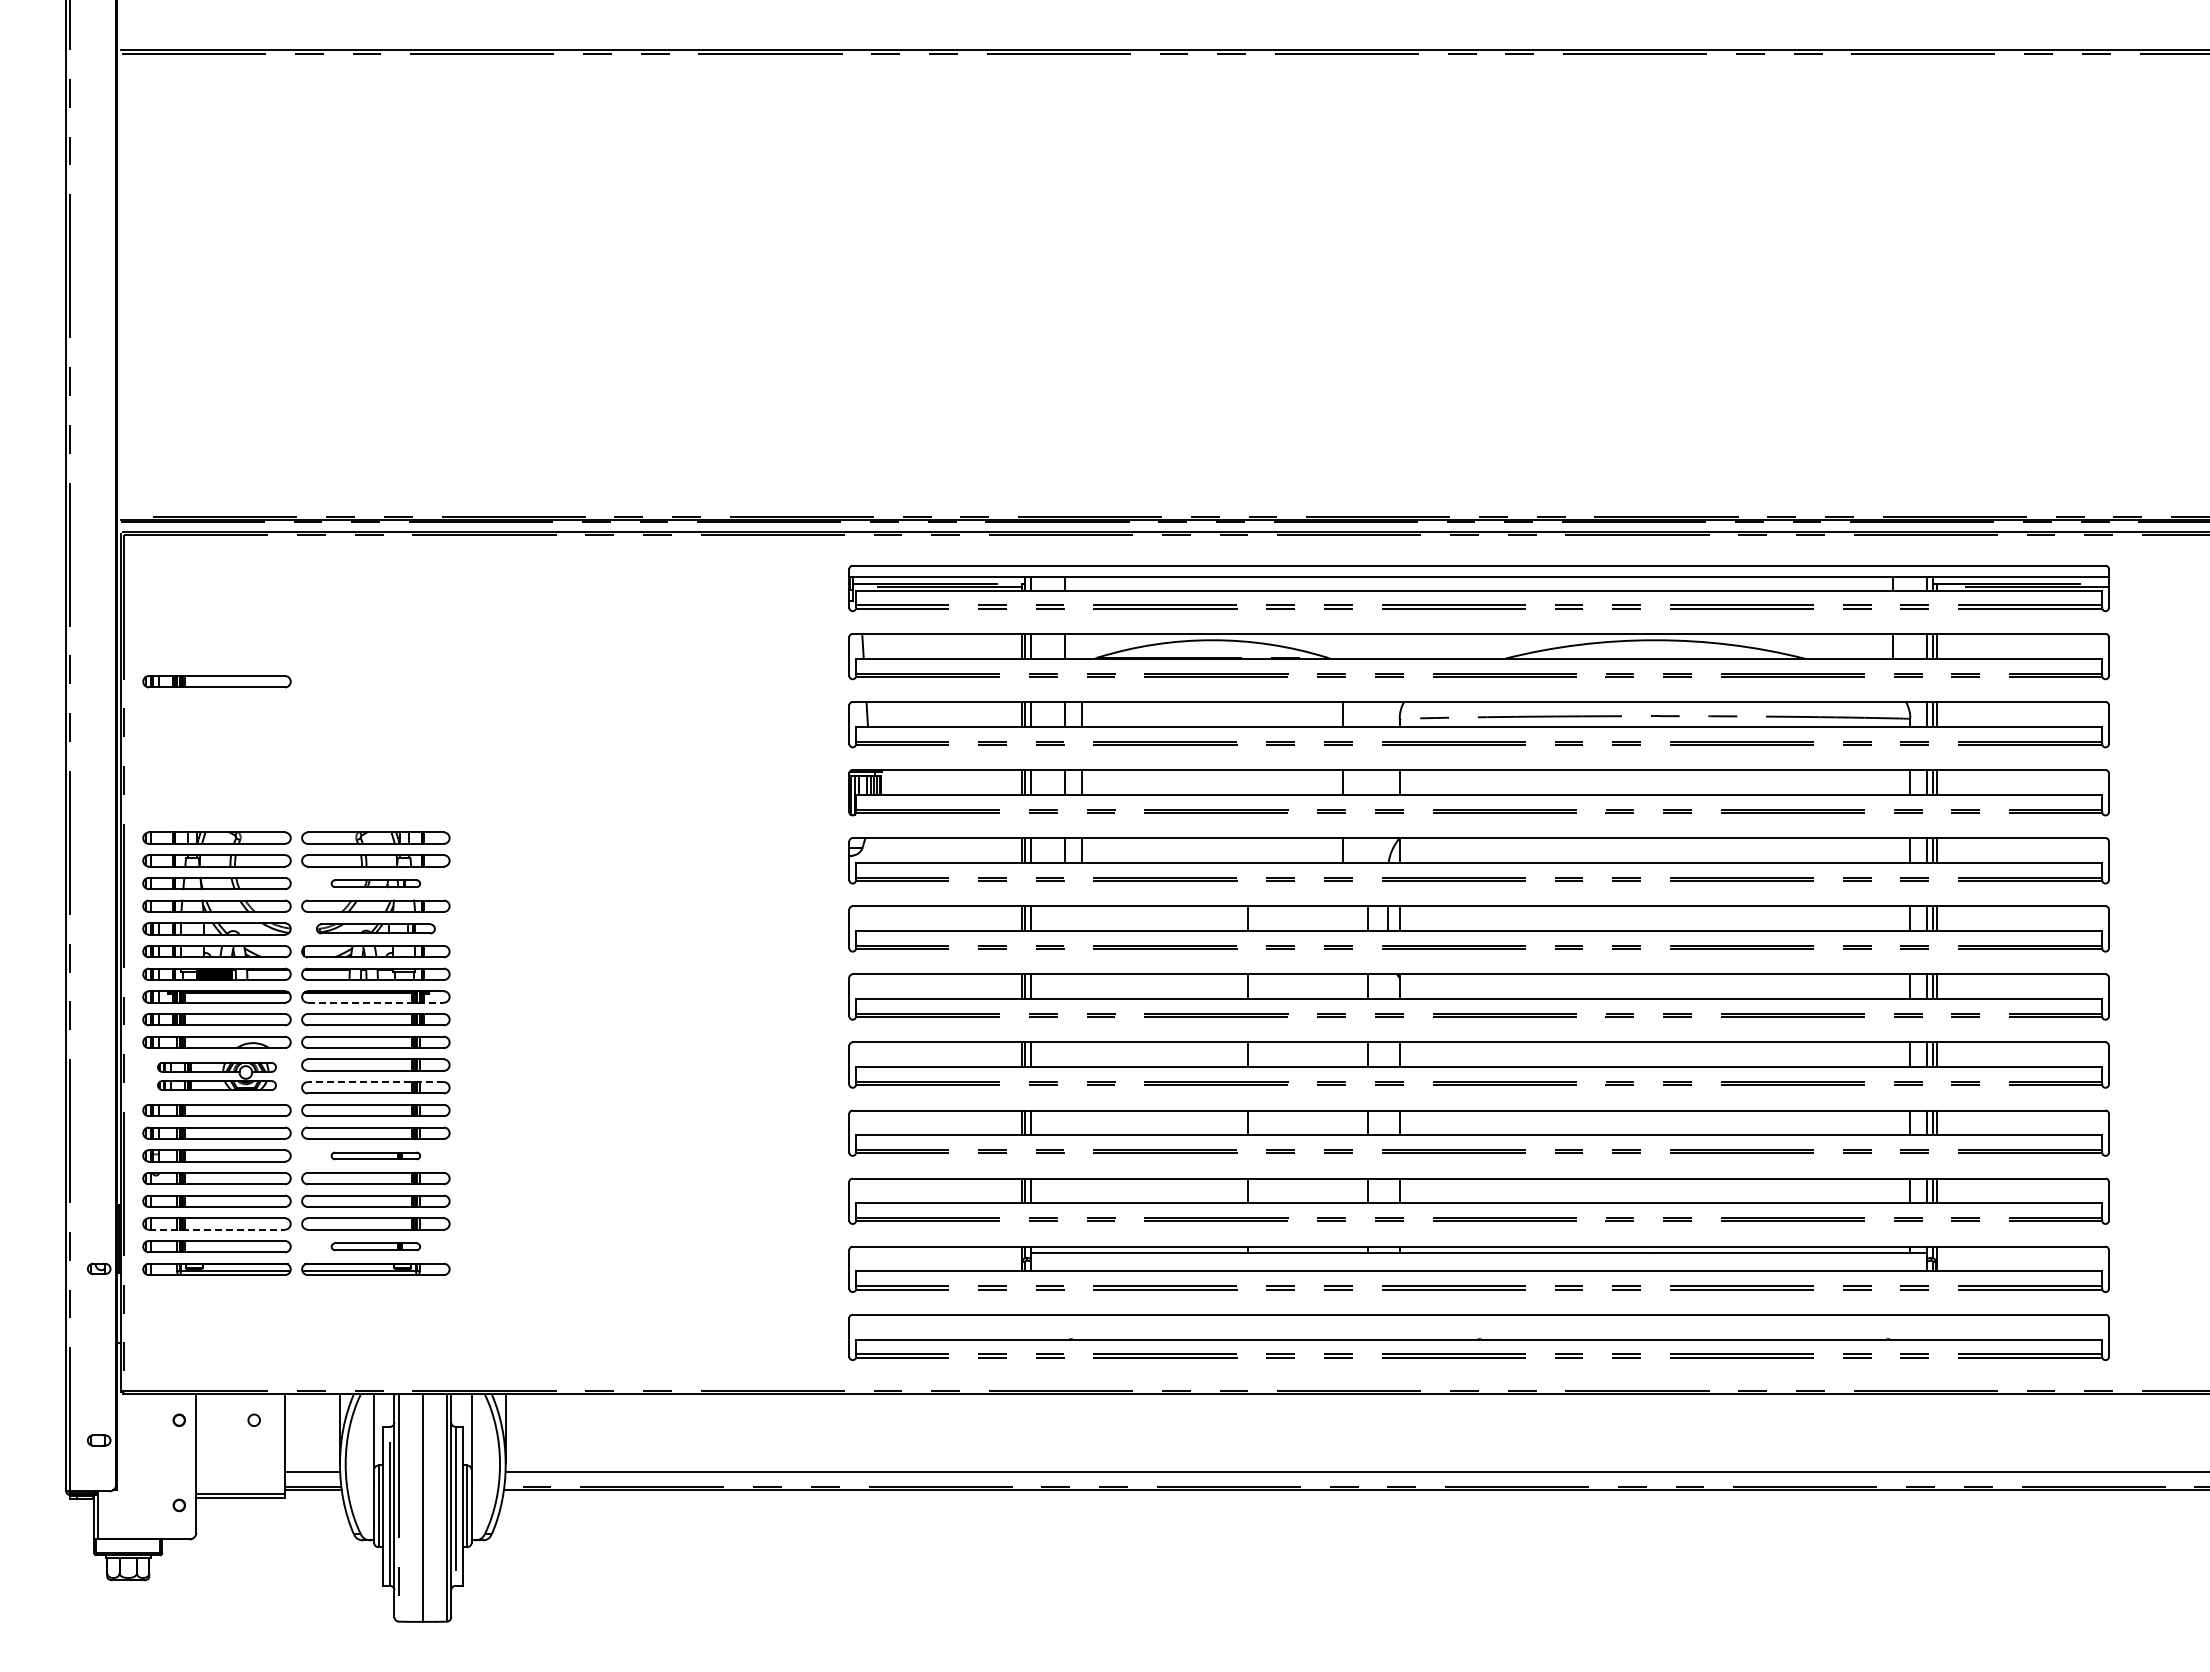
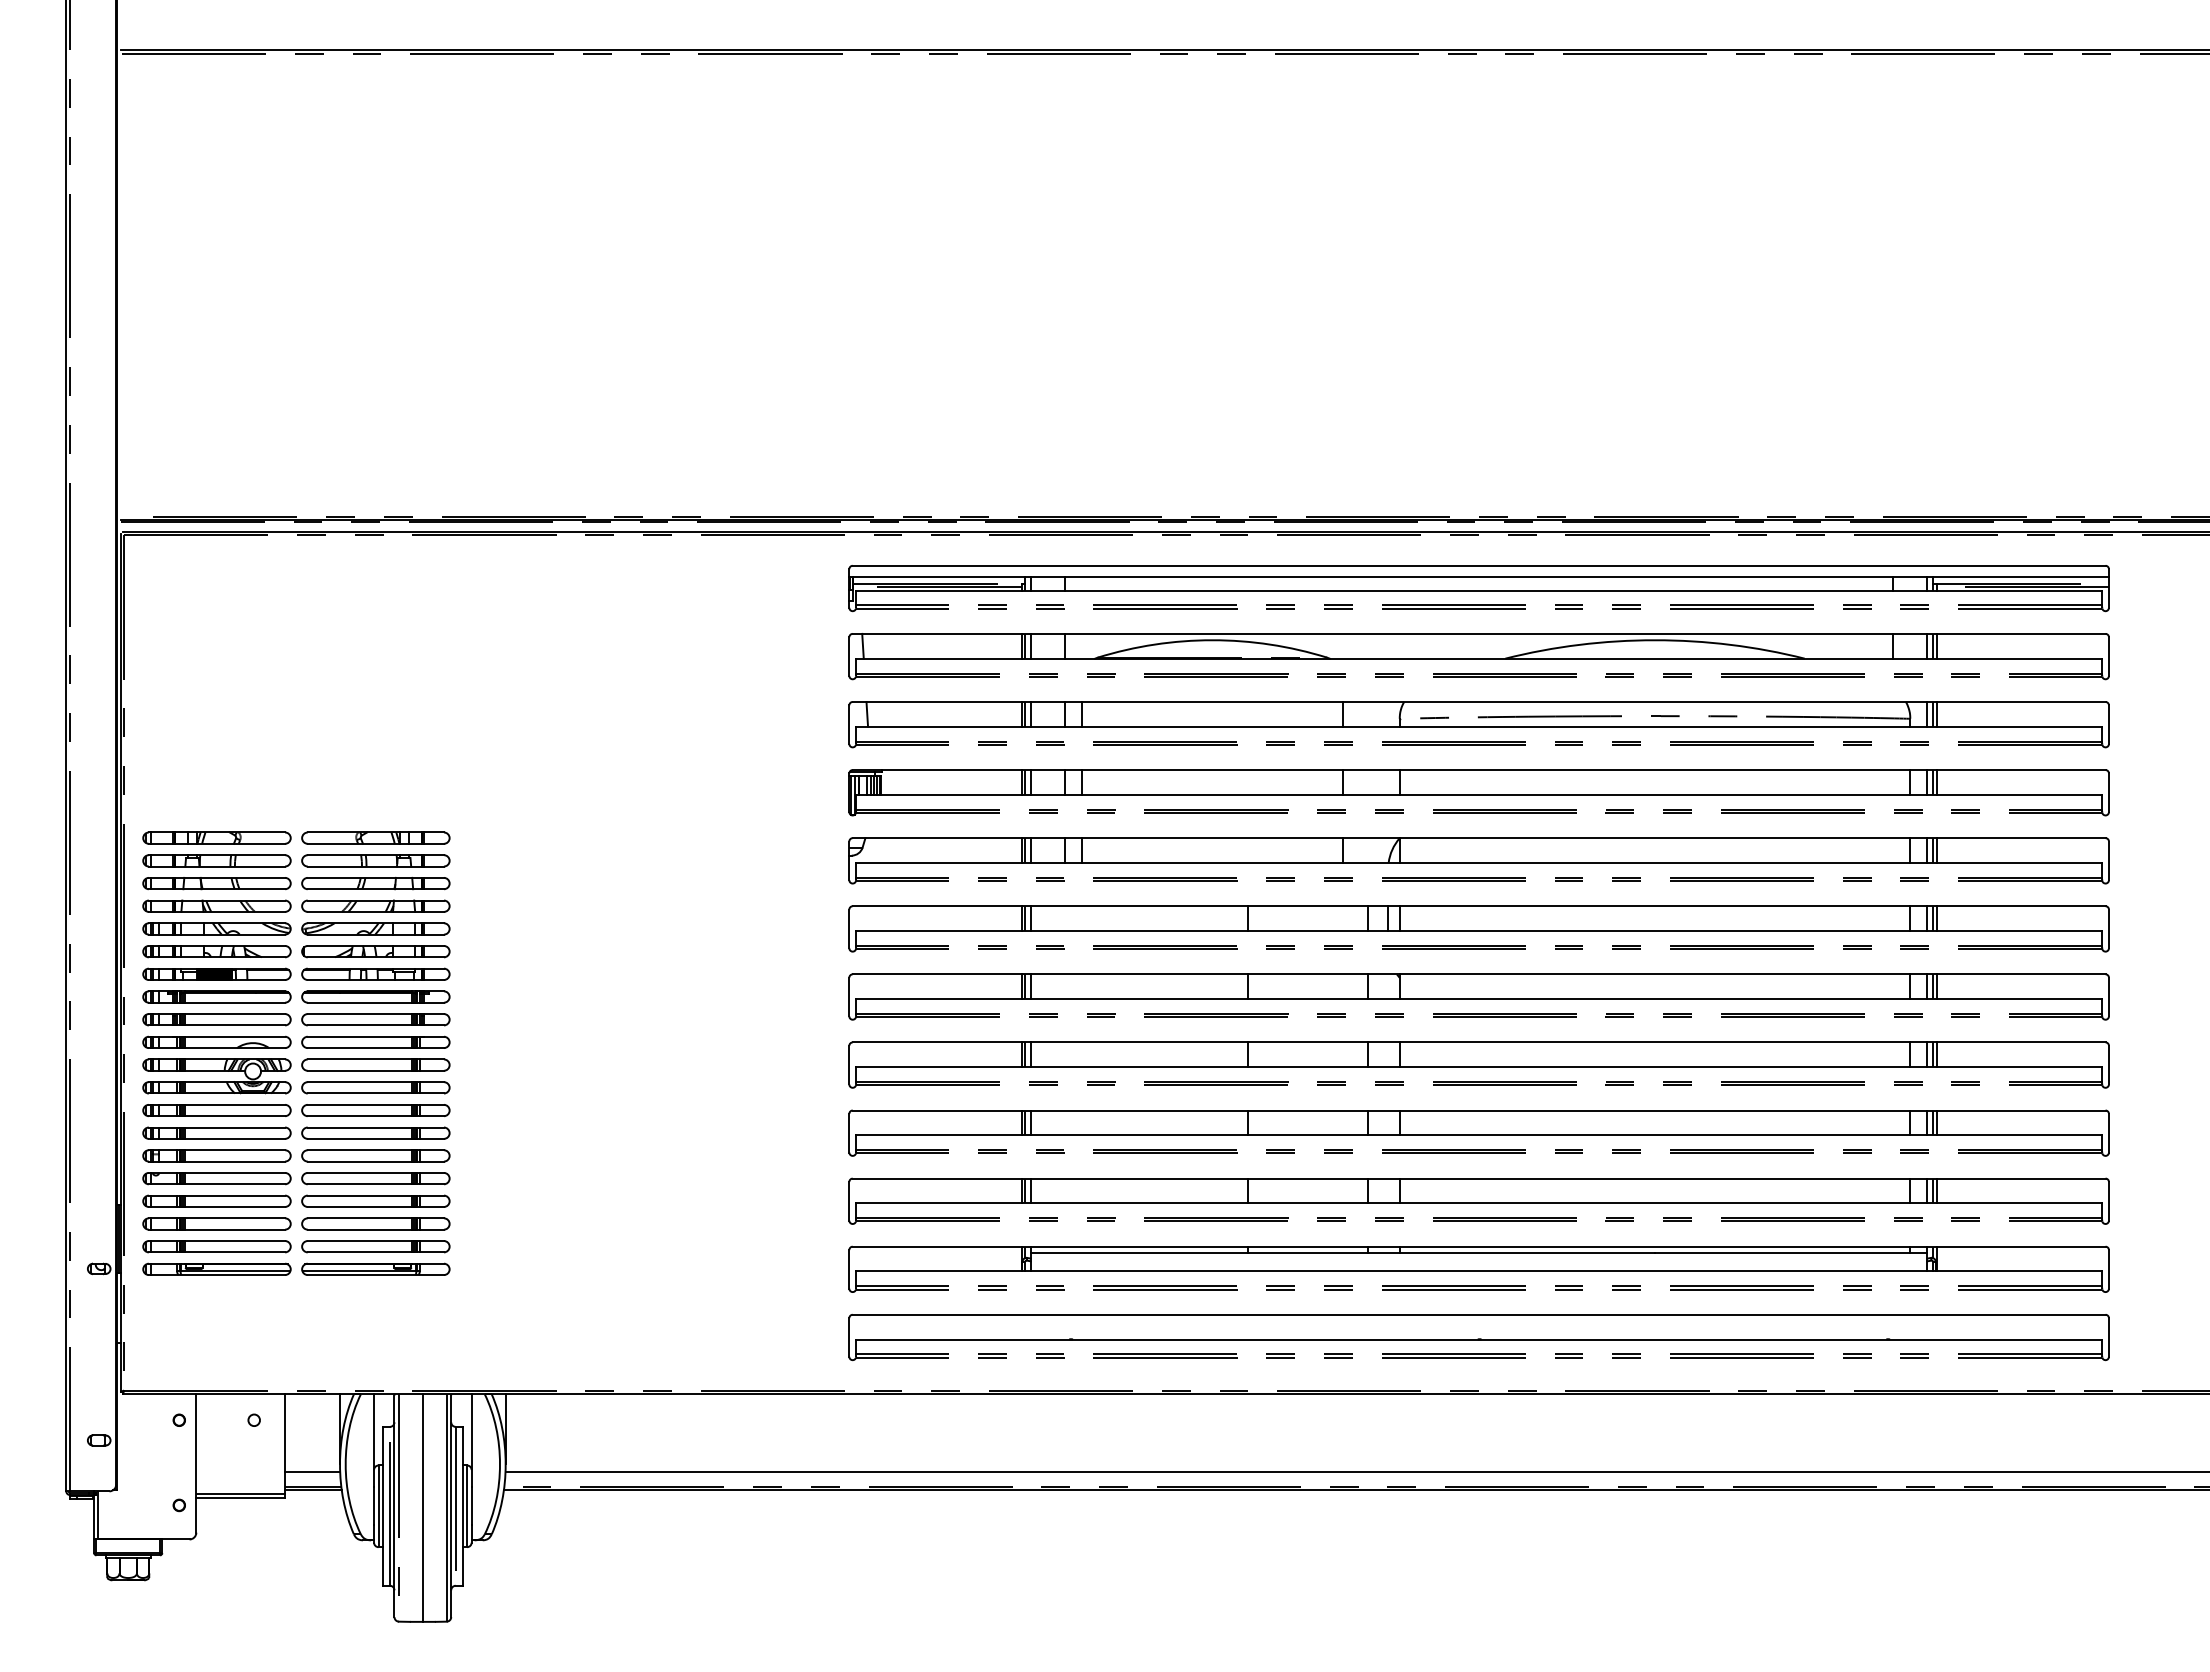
part: present -> none (216, 681)
part size: 92x9 px -> 150x14 px (375, 883)
part size: 120x12 px -> 150x14 px (375, 928)
line: dashed -> solid (376, 1002)
part size: 120x30 px -> 150x37 px (216, 1076)
line: dashed -> solid (375, 1082)
part size: 91x10 px -> 150x14 px (375, 1155)
line: dashed -> solid (217, 1229)
part size: 92x10 px -> 150x14 px (375, 1246)
